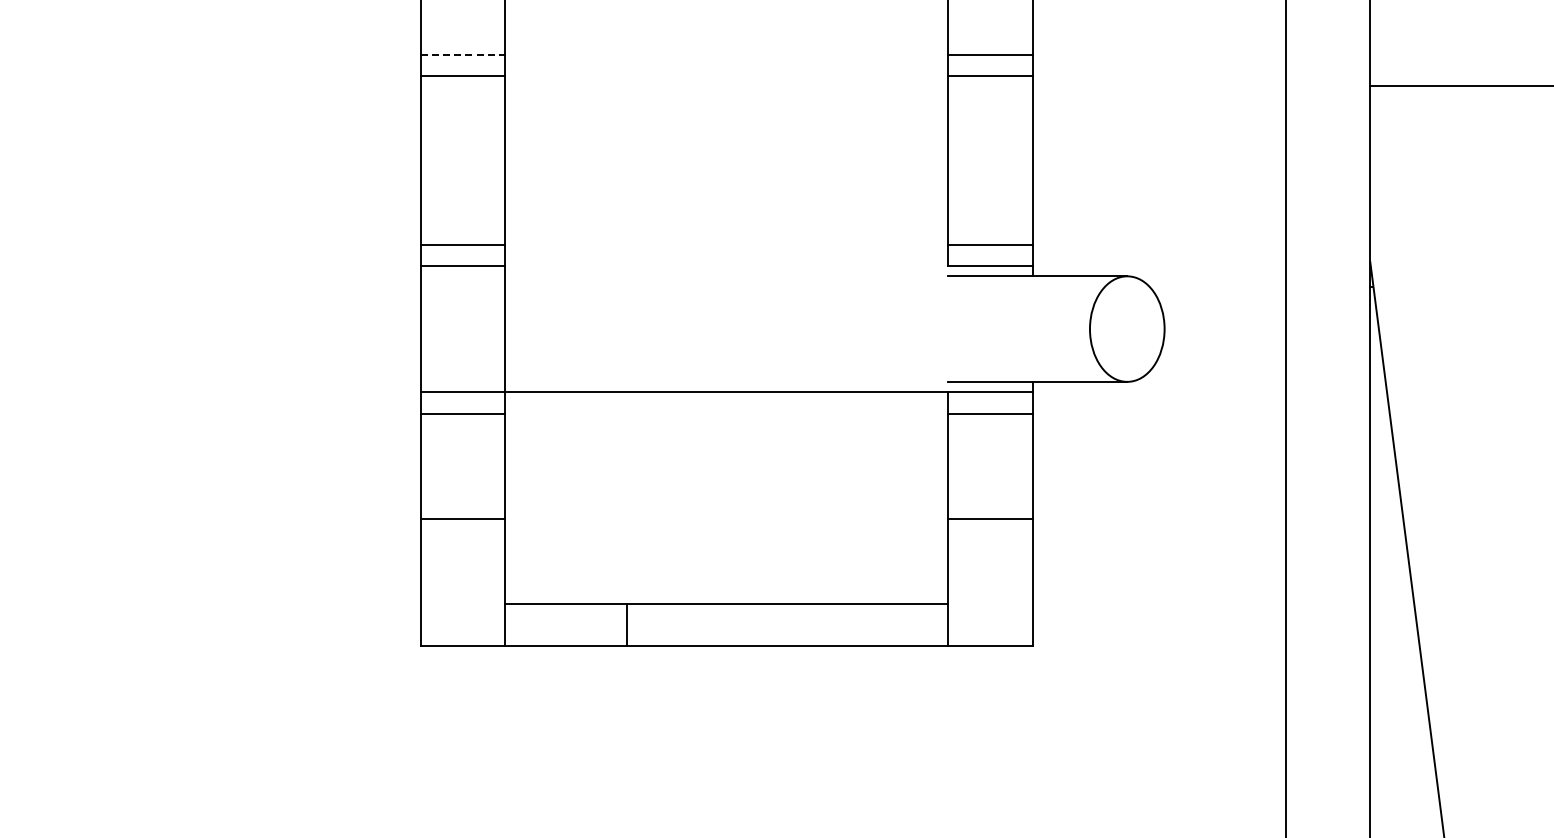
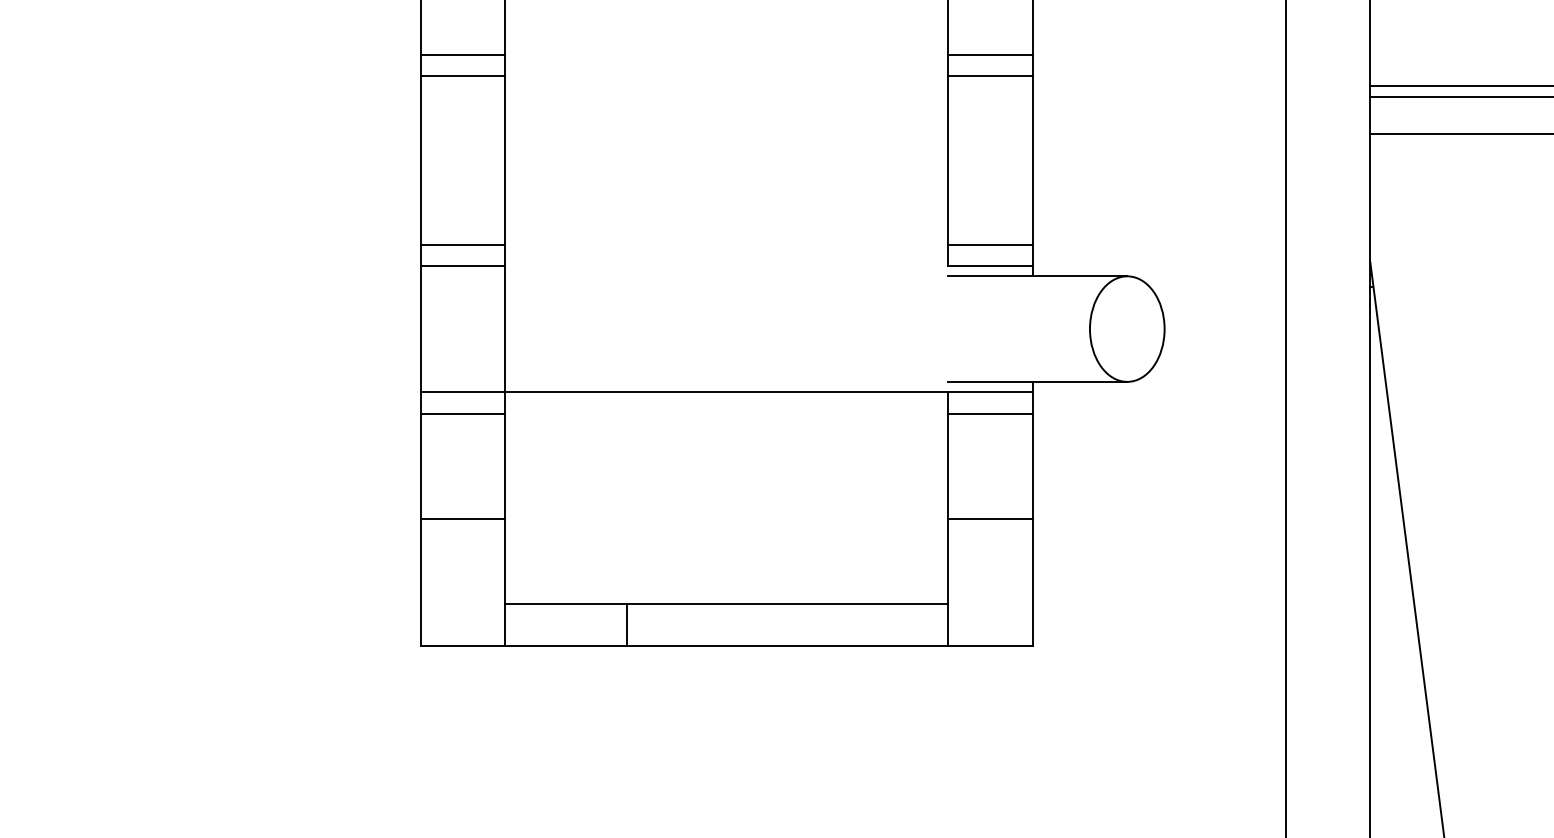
line: dashed -> solid (463, 54)
line: none -> present (1460, 96)
line: none -> present (1460, 133)
